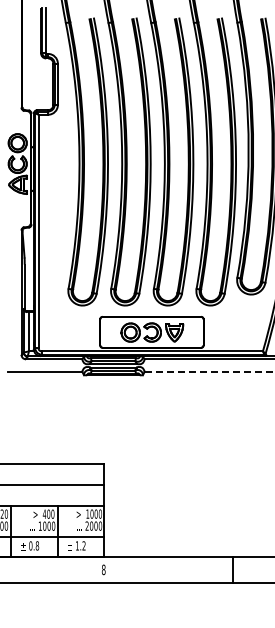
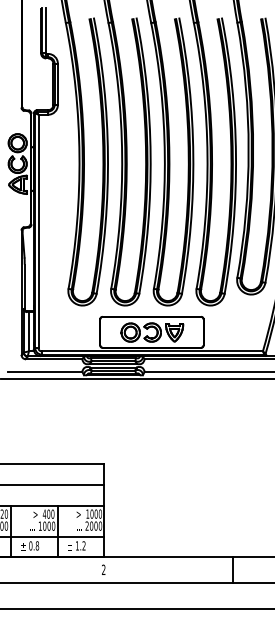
line: dashed -> solid (209, 372)
line: none -> present (136, 378)
text: 8 -> 2 (103, 569)
line: none -> present (136, 609)
